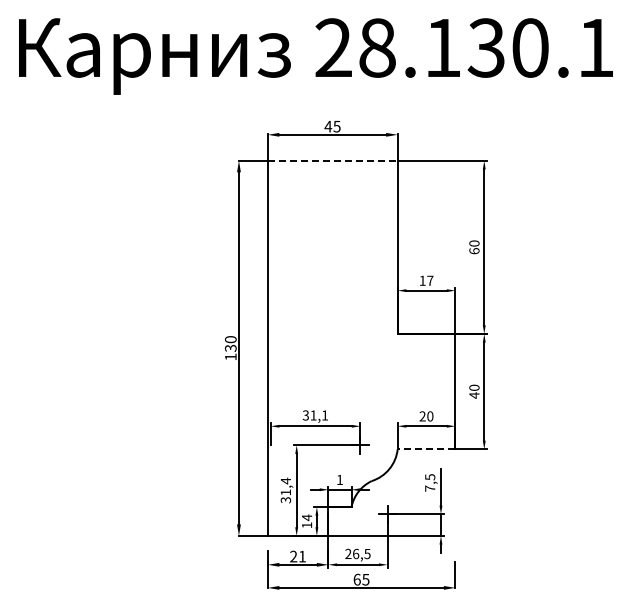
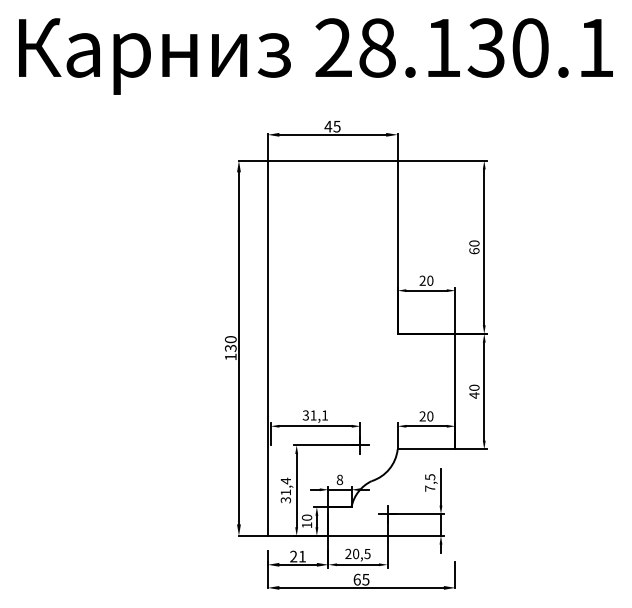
line: dashed -> solid (332, 160)
text: 17 -> 20 (426, 280)
line: dashed -> solid (426, 449)
text: 1 -> 8 (339, 479)
text: 14 -> 10 (306, 517)
text: 26,5 -> 20,5 (356, 553)
